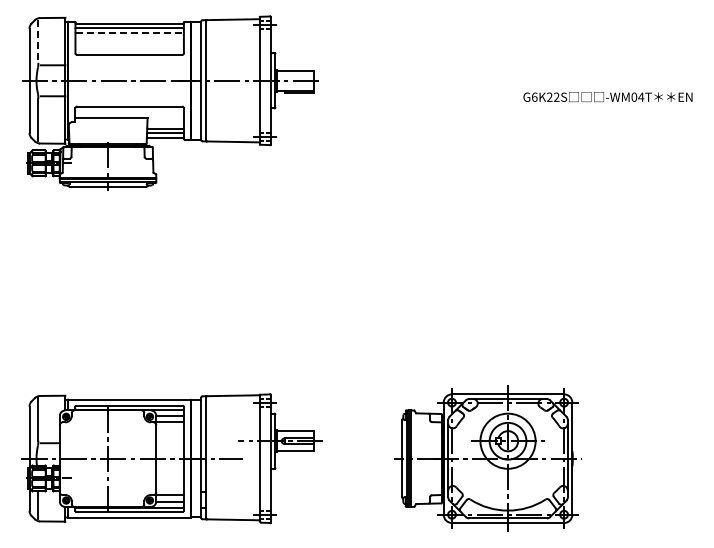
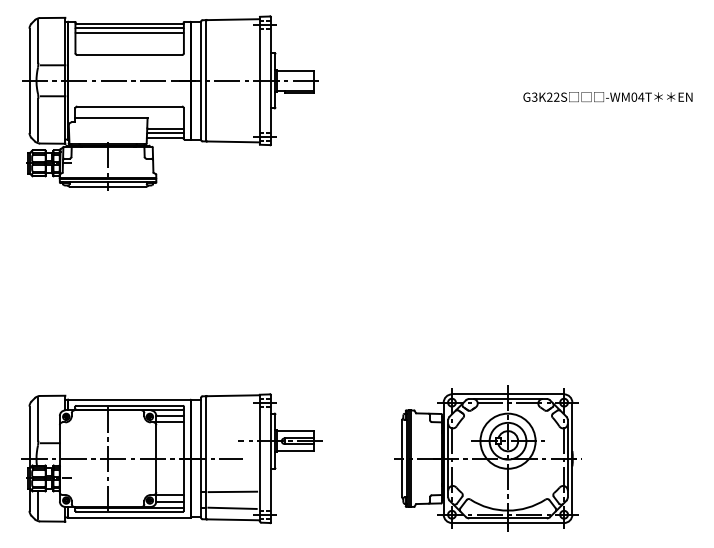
line: dashed -> solid (129, 33)
line: dashed -> solid (38, 42)
text: G6K22S -> G3K22S (534, 96)
line: none -> present (232, 491)
line: none -> present (232, 507)
